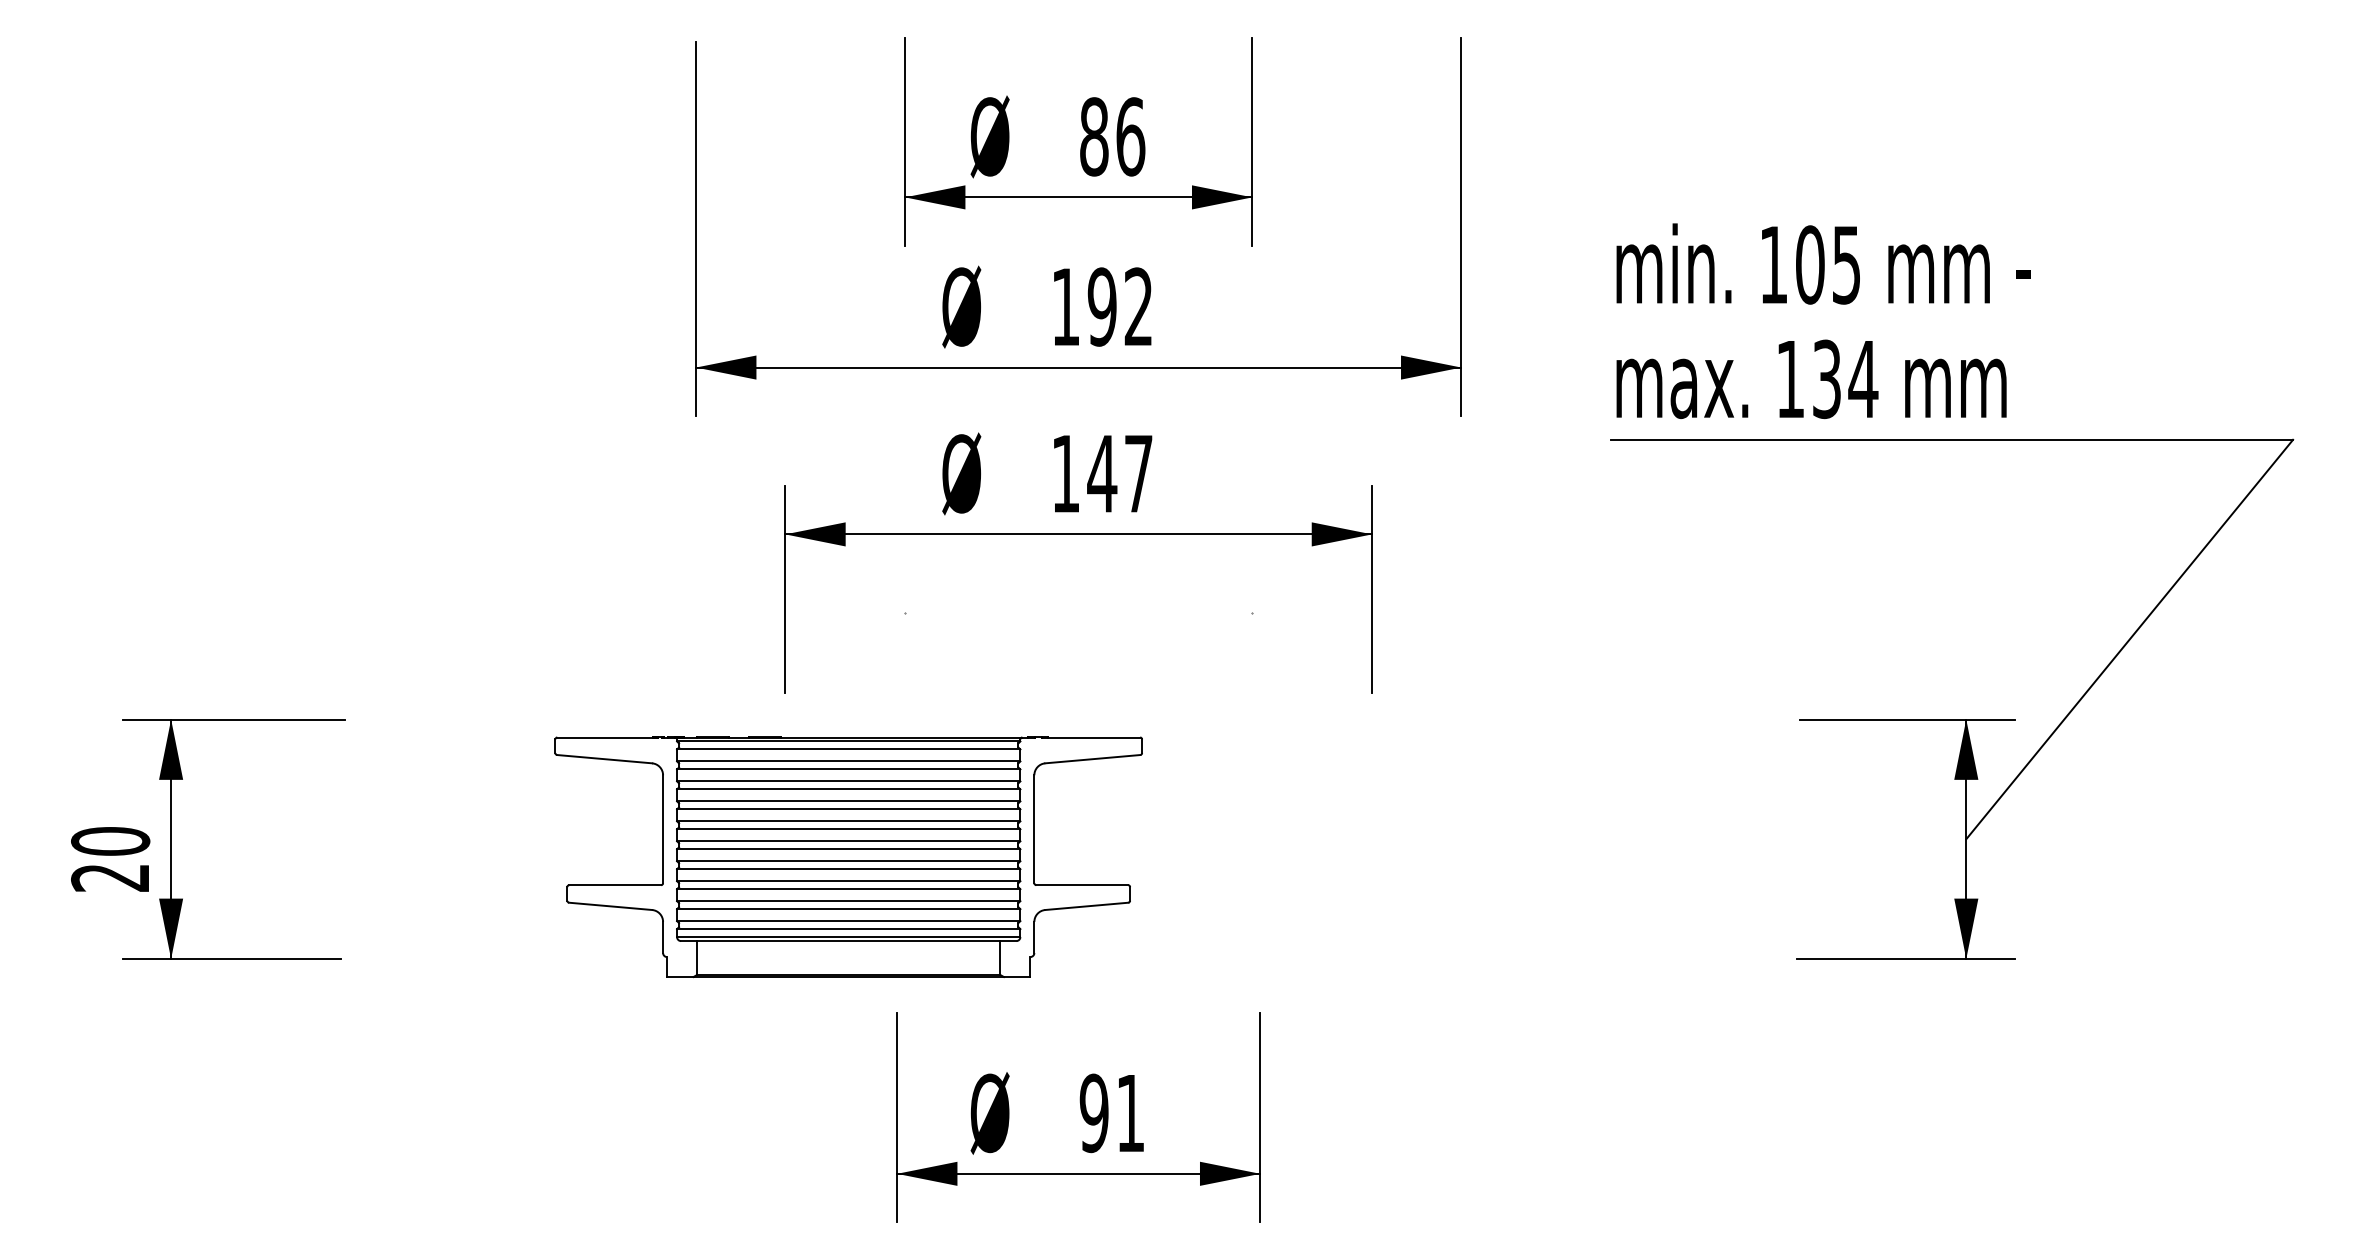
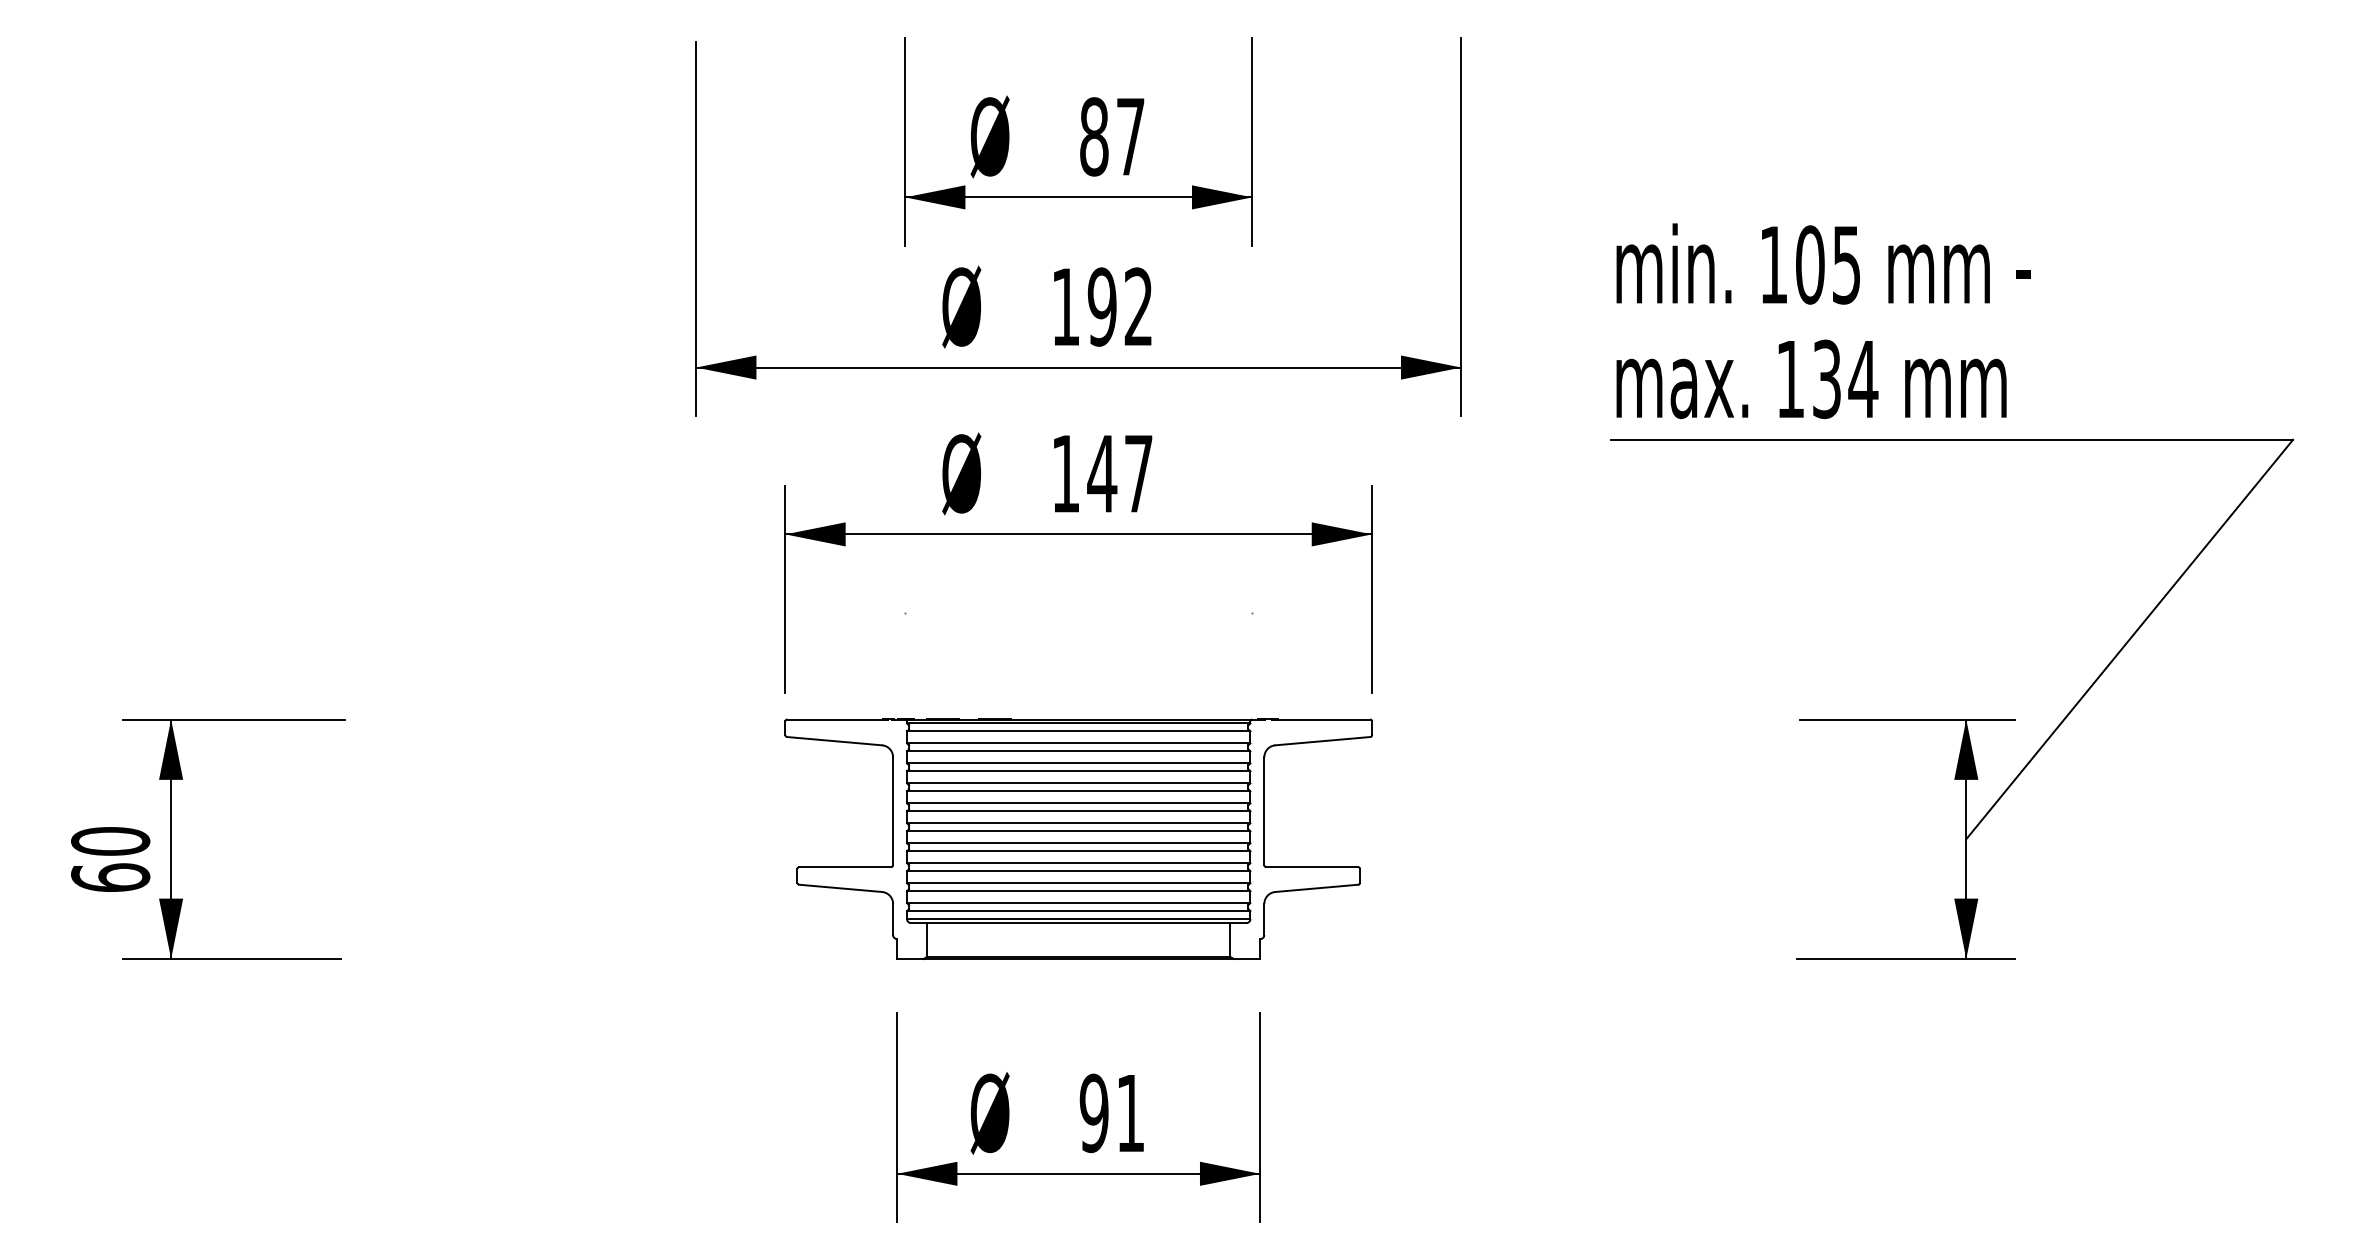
text: 86 -> 87 (1130, 136)
part position: (848, 857) -> (1078, 839) (1078, 839)
text: 20 -> 60 (110, 877)
